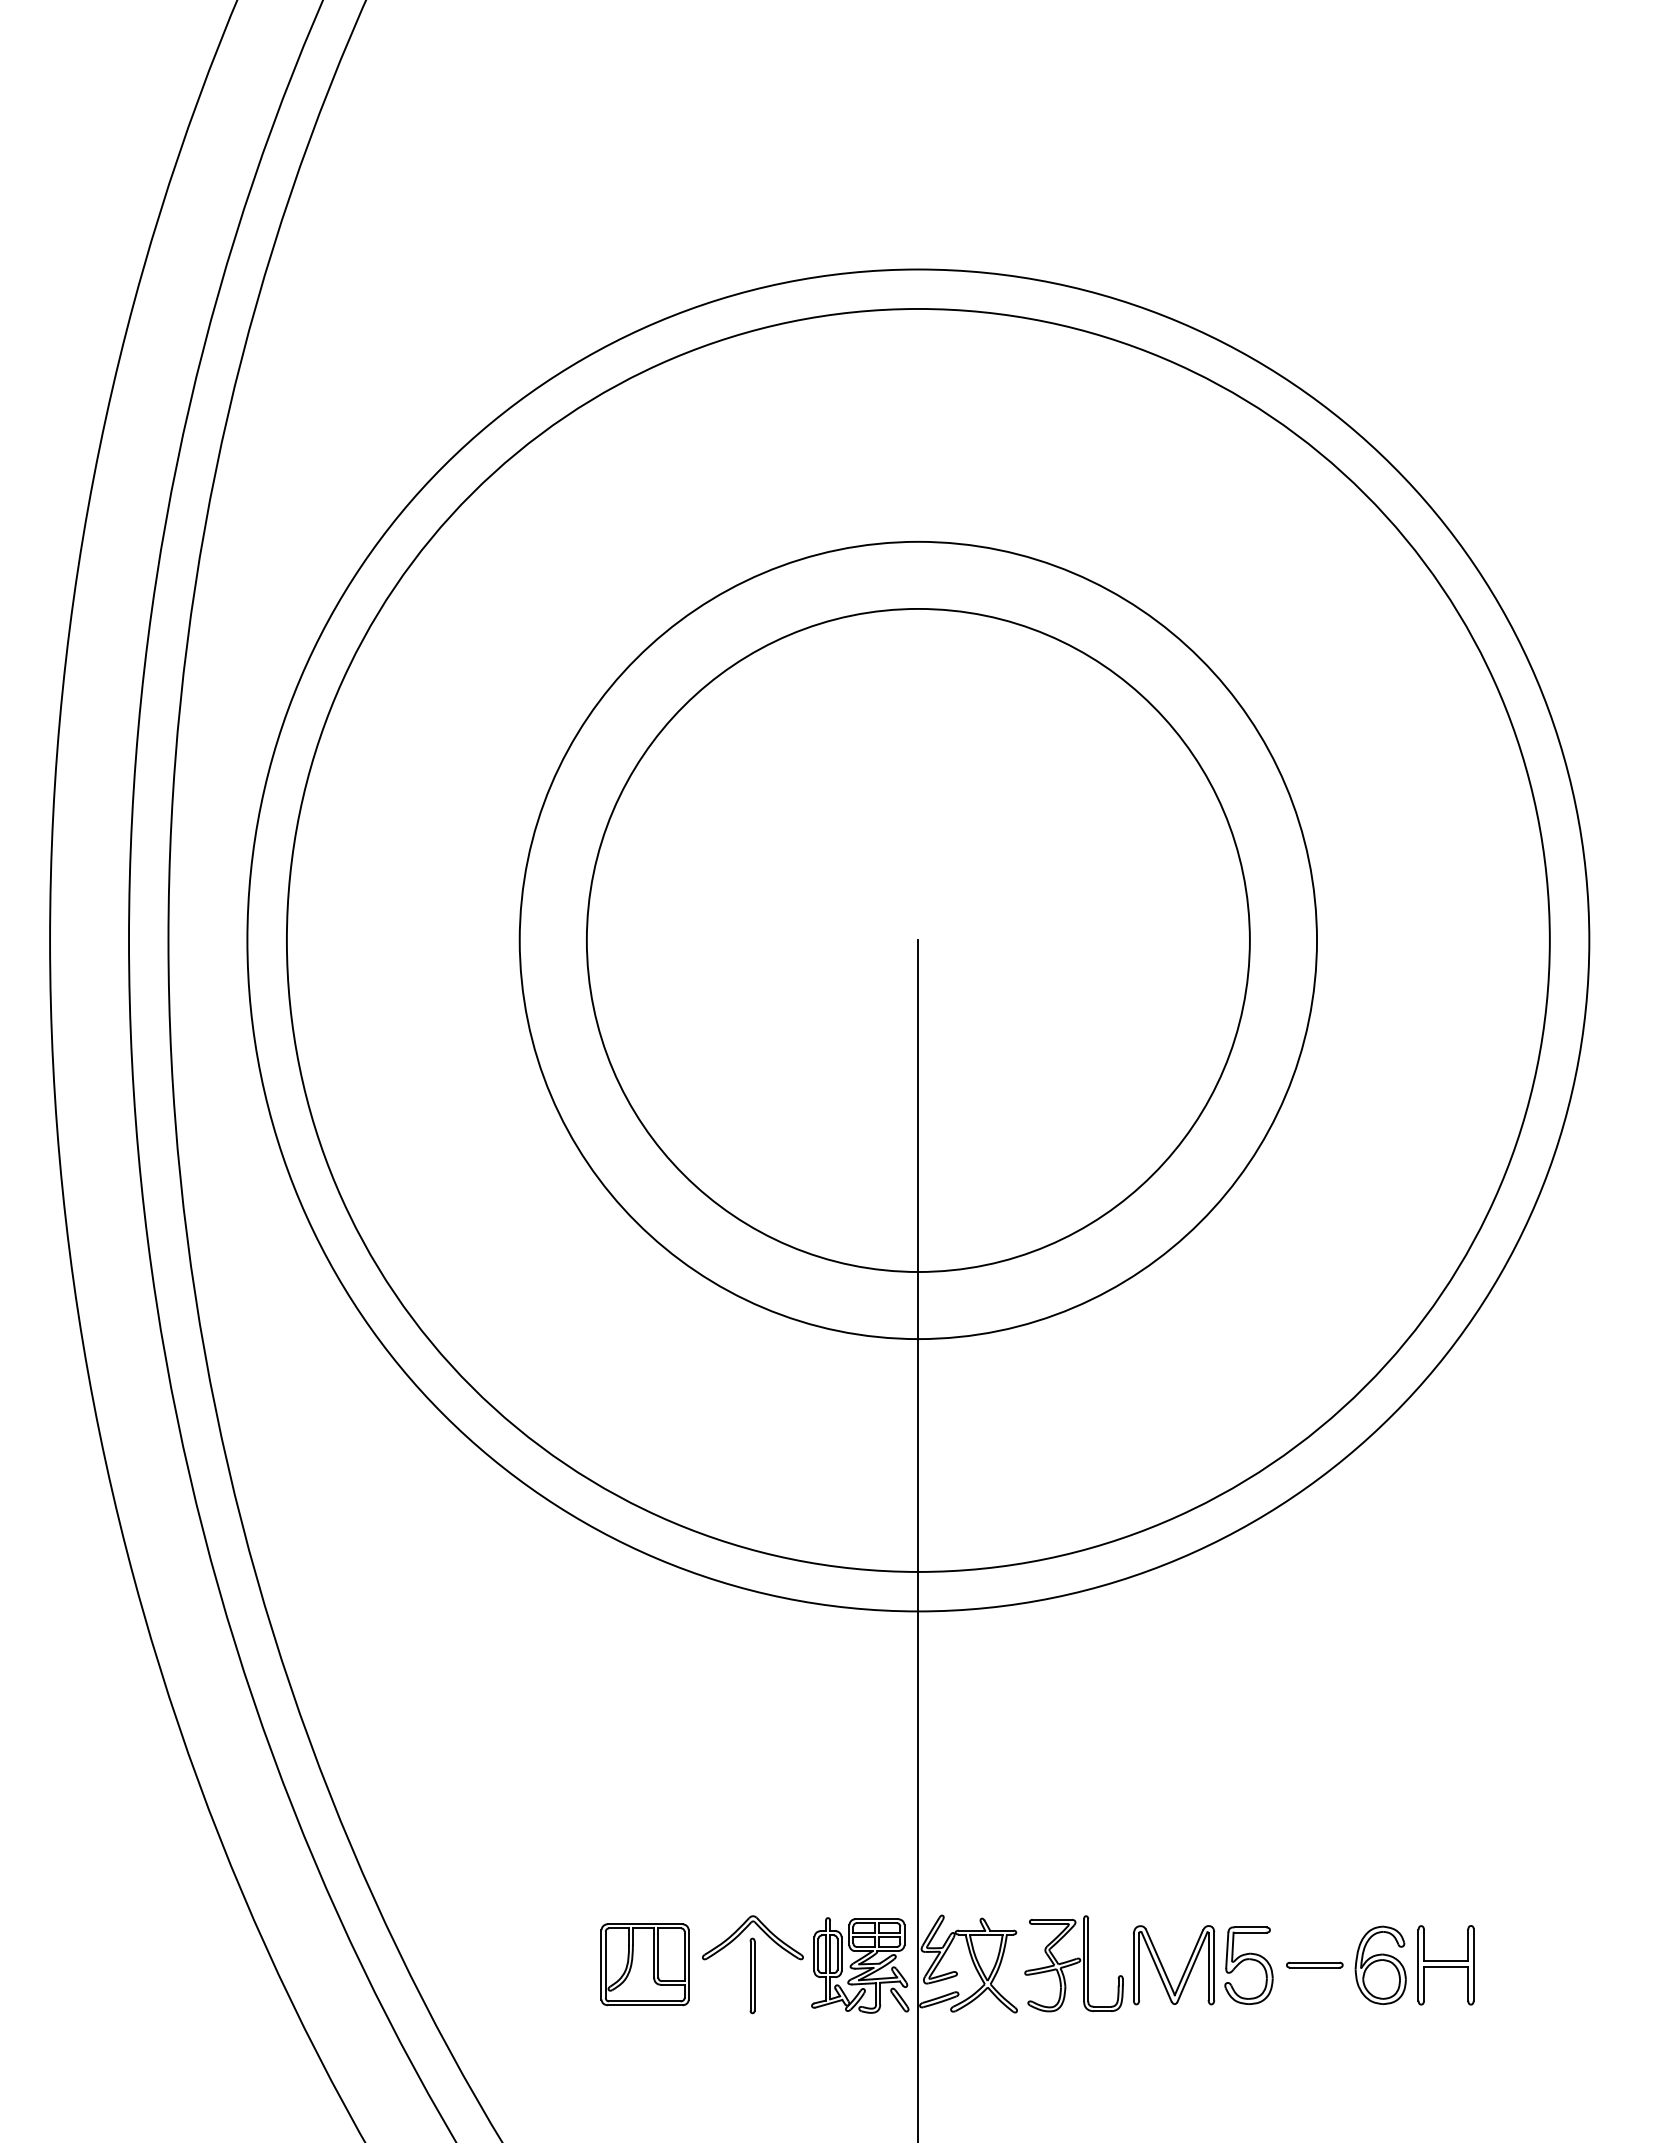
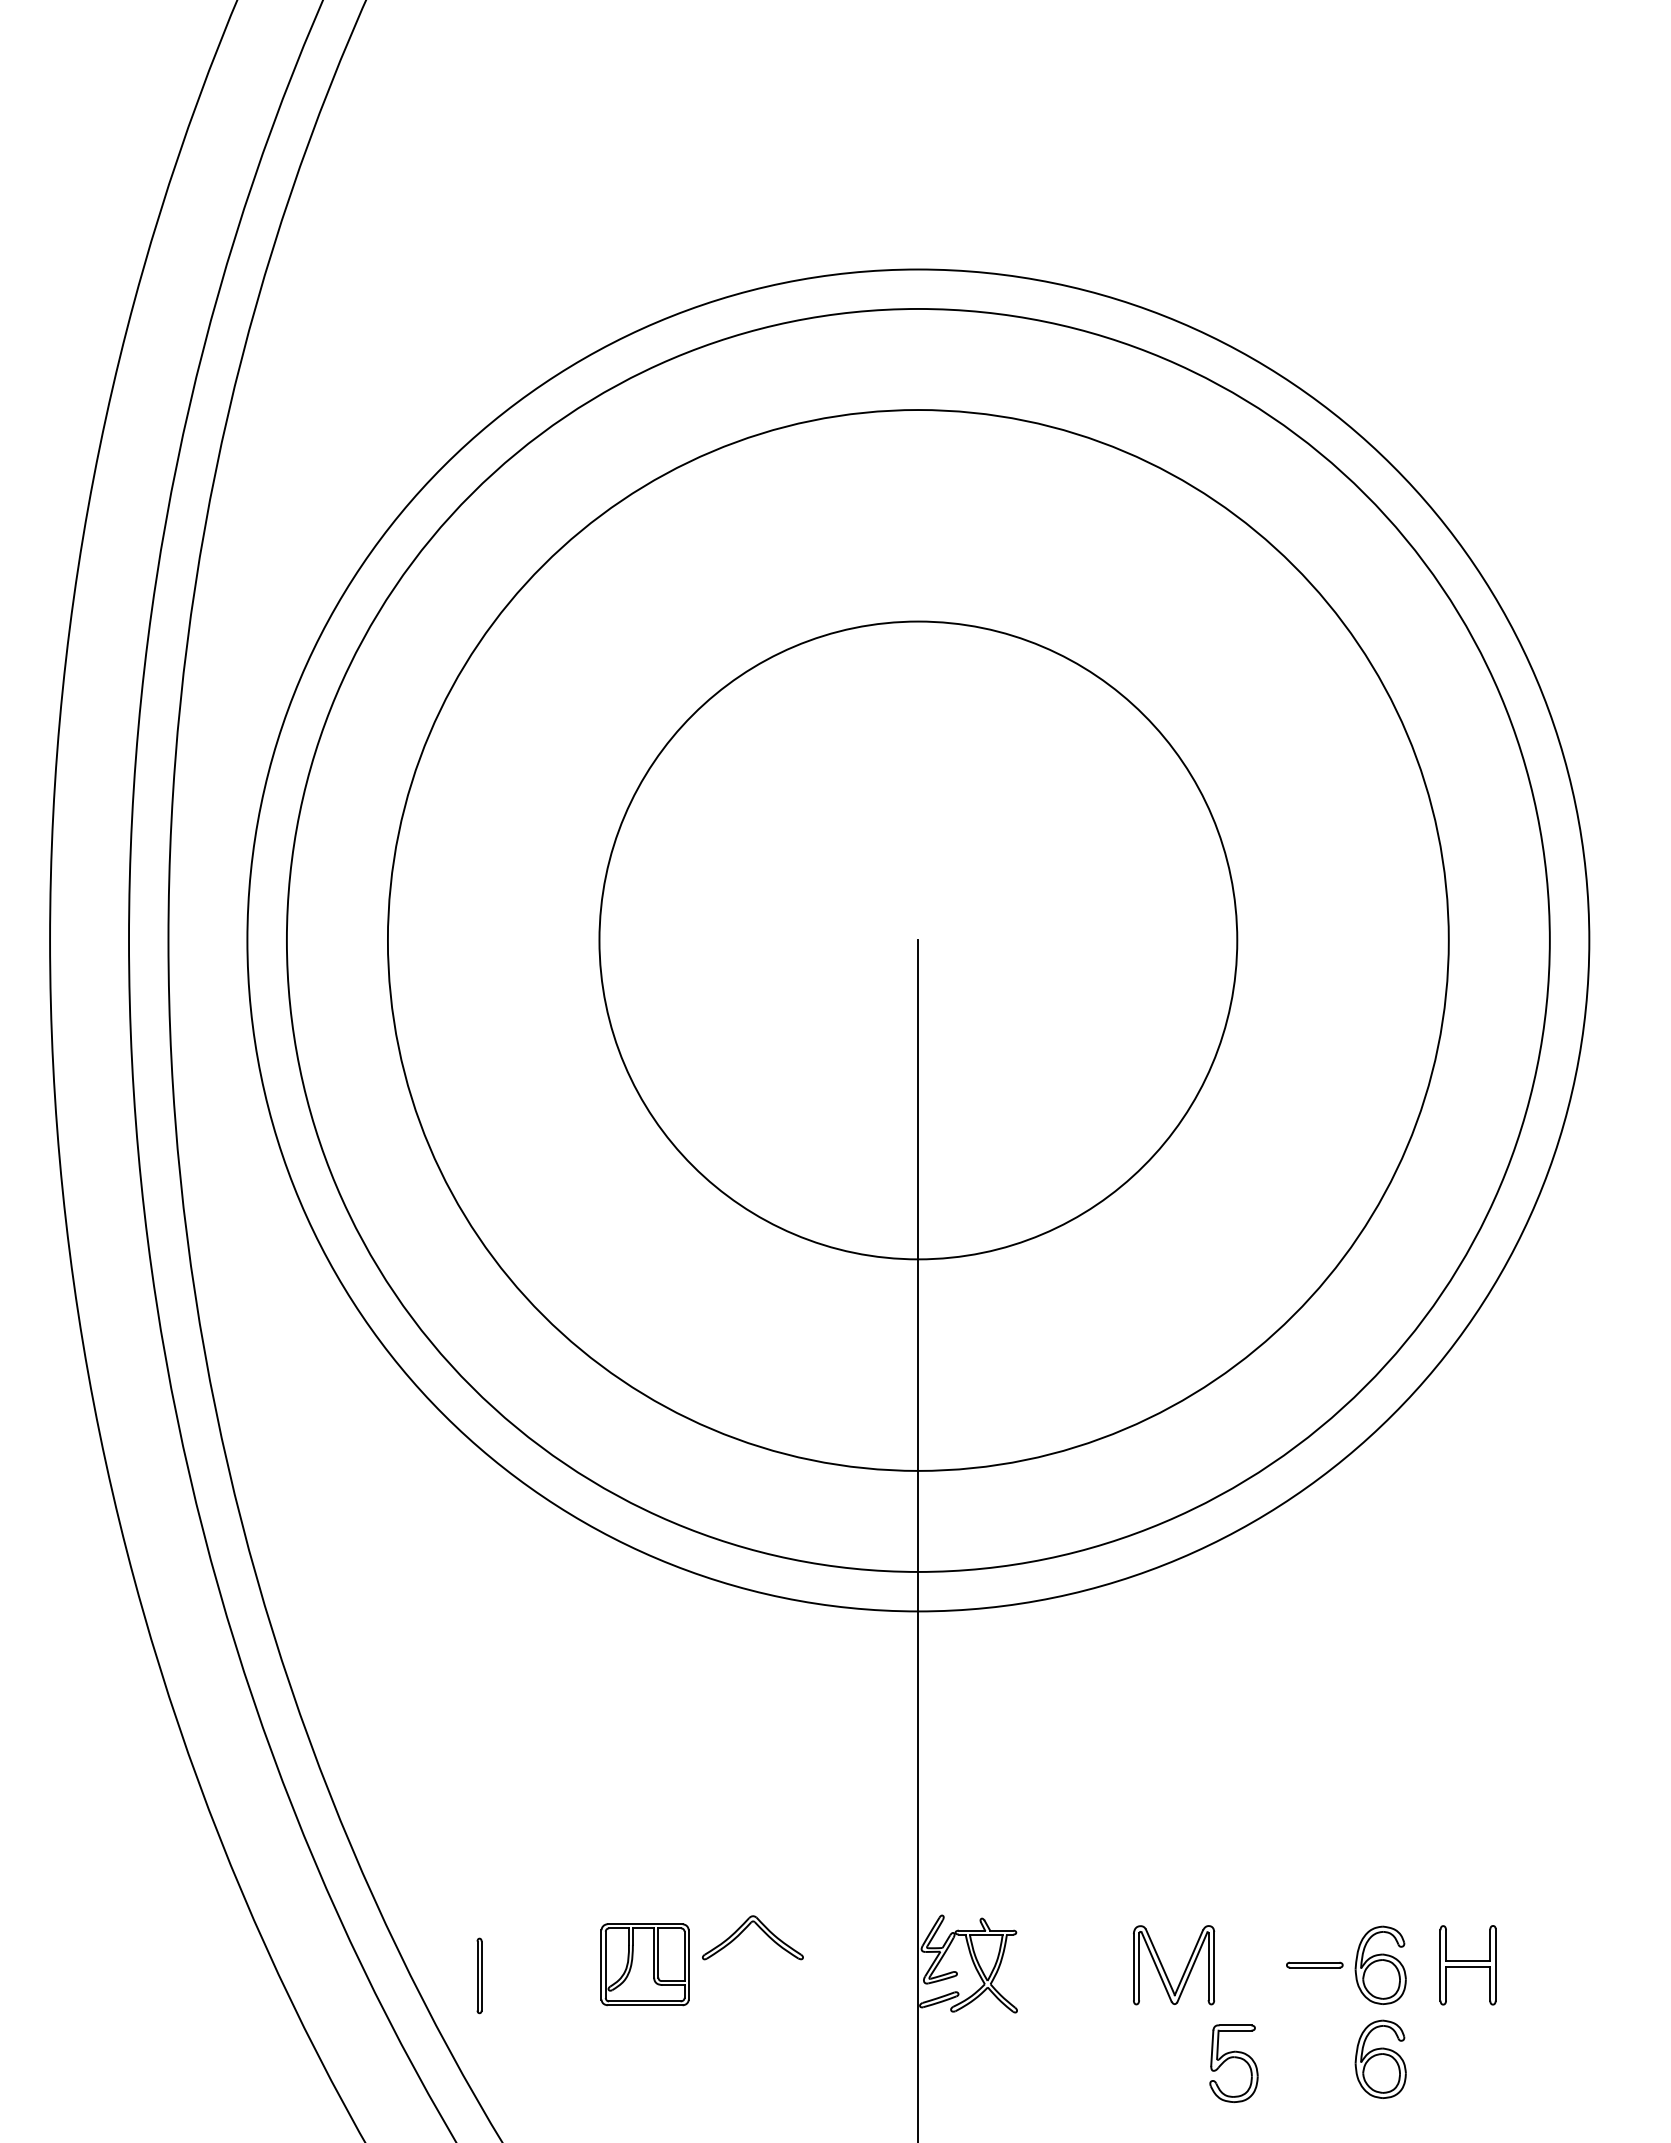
circle diameter: 663 px -> 1061 px (917, 940)
circle diameter: 797 px -> 638 px (918, 940)
part: present -> none (1073, 1963)
part: present -> none (860, 1965)
part position: (1248, 1965) -> (1233, 2063) (1233, 2063)
part position: (1445, 1965) -> (1467, 1965) (1467, 1965)
part position: (752, 1975) -> (479, 1975) (479, 1975)
part: none -> present (1380, 2058)
